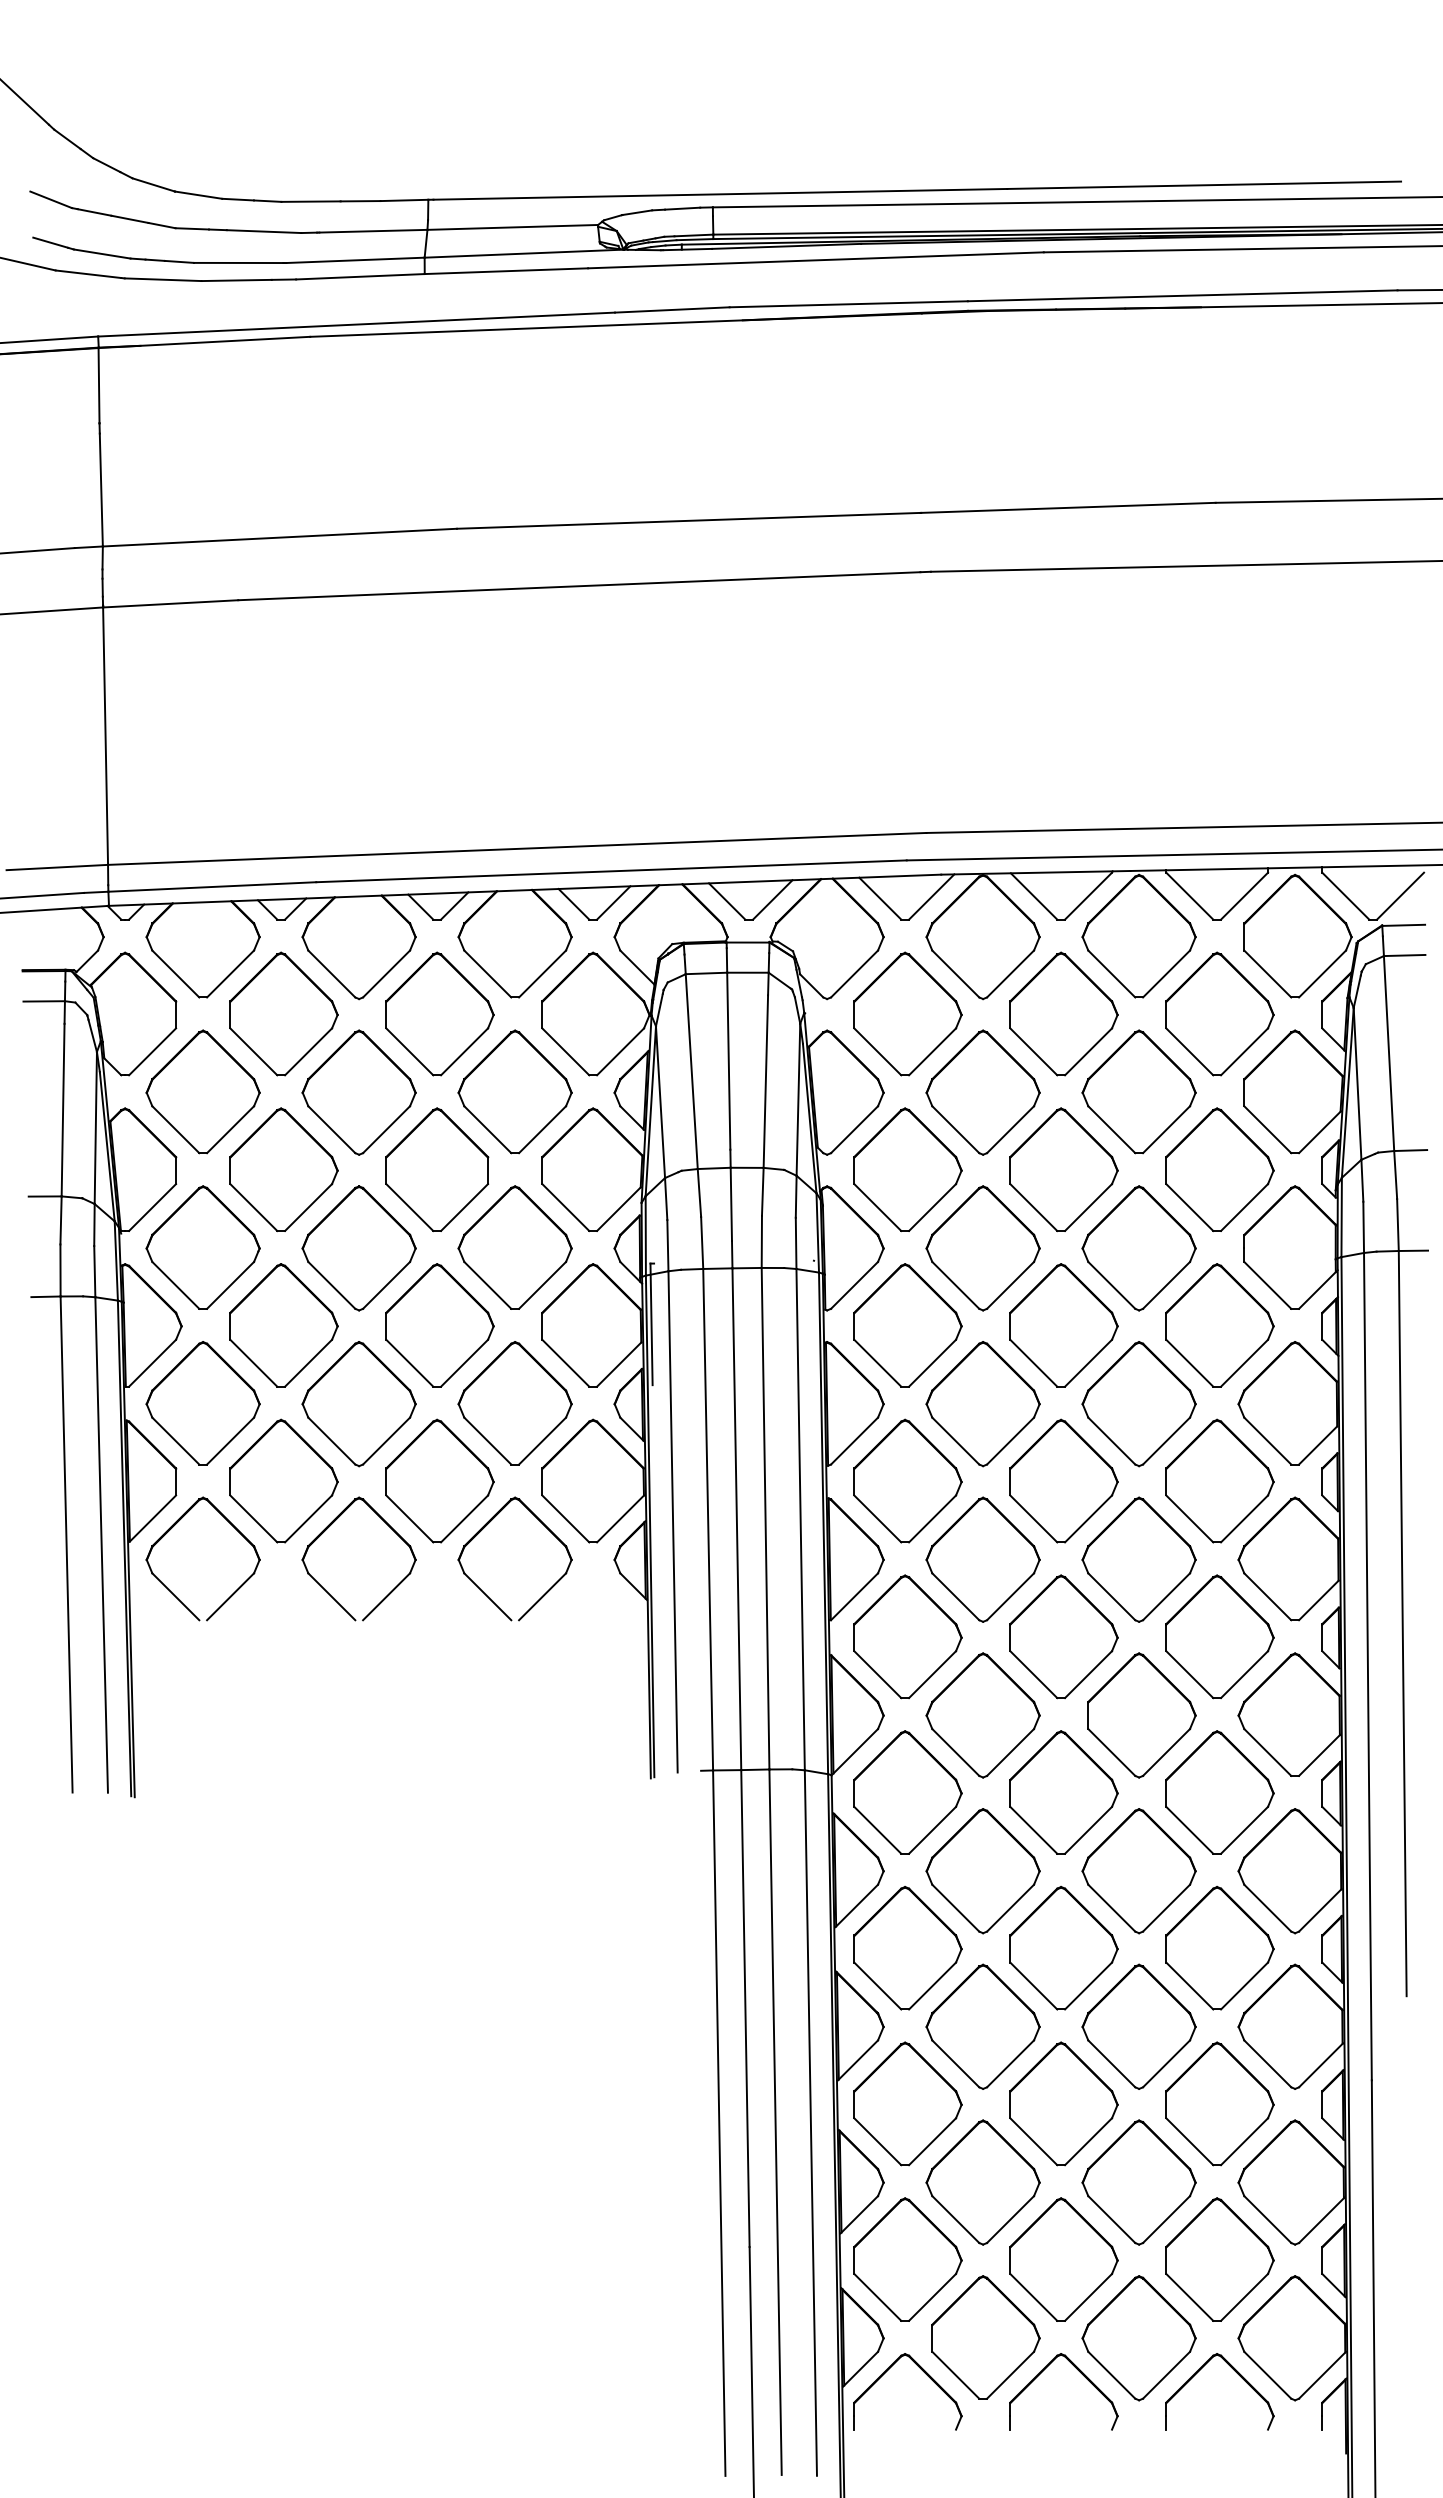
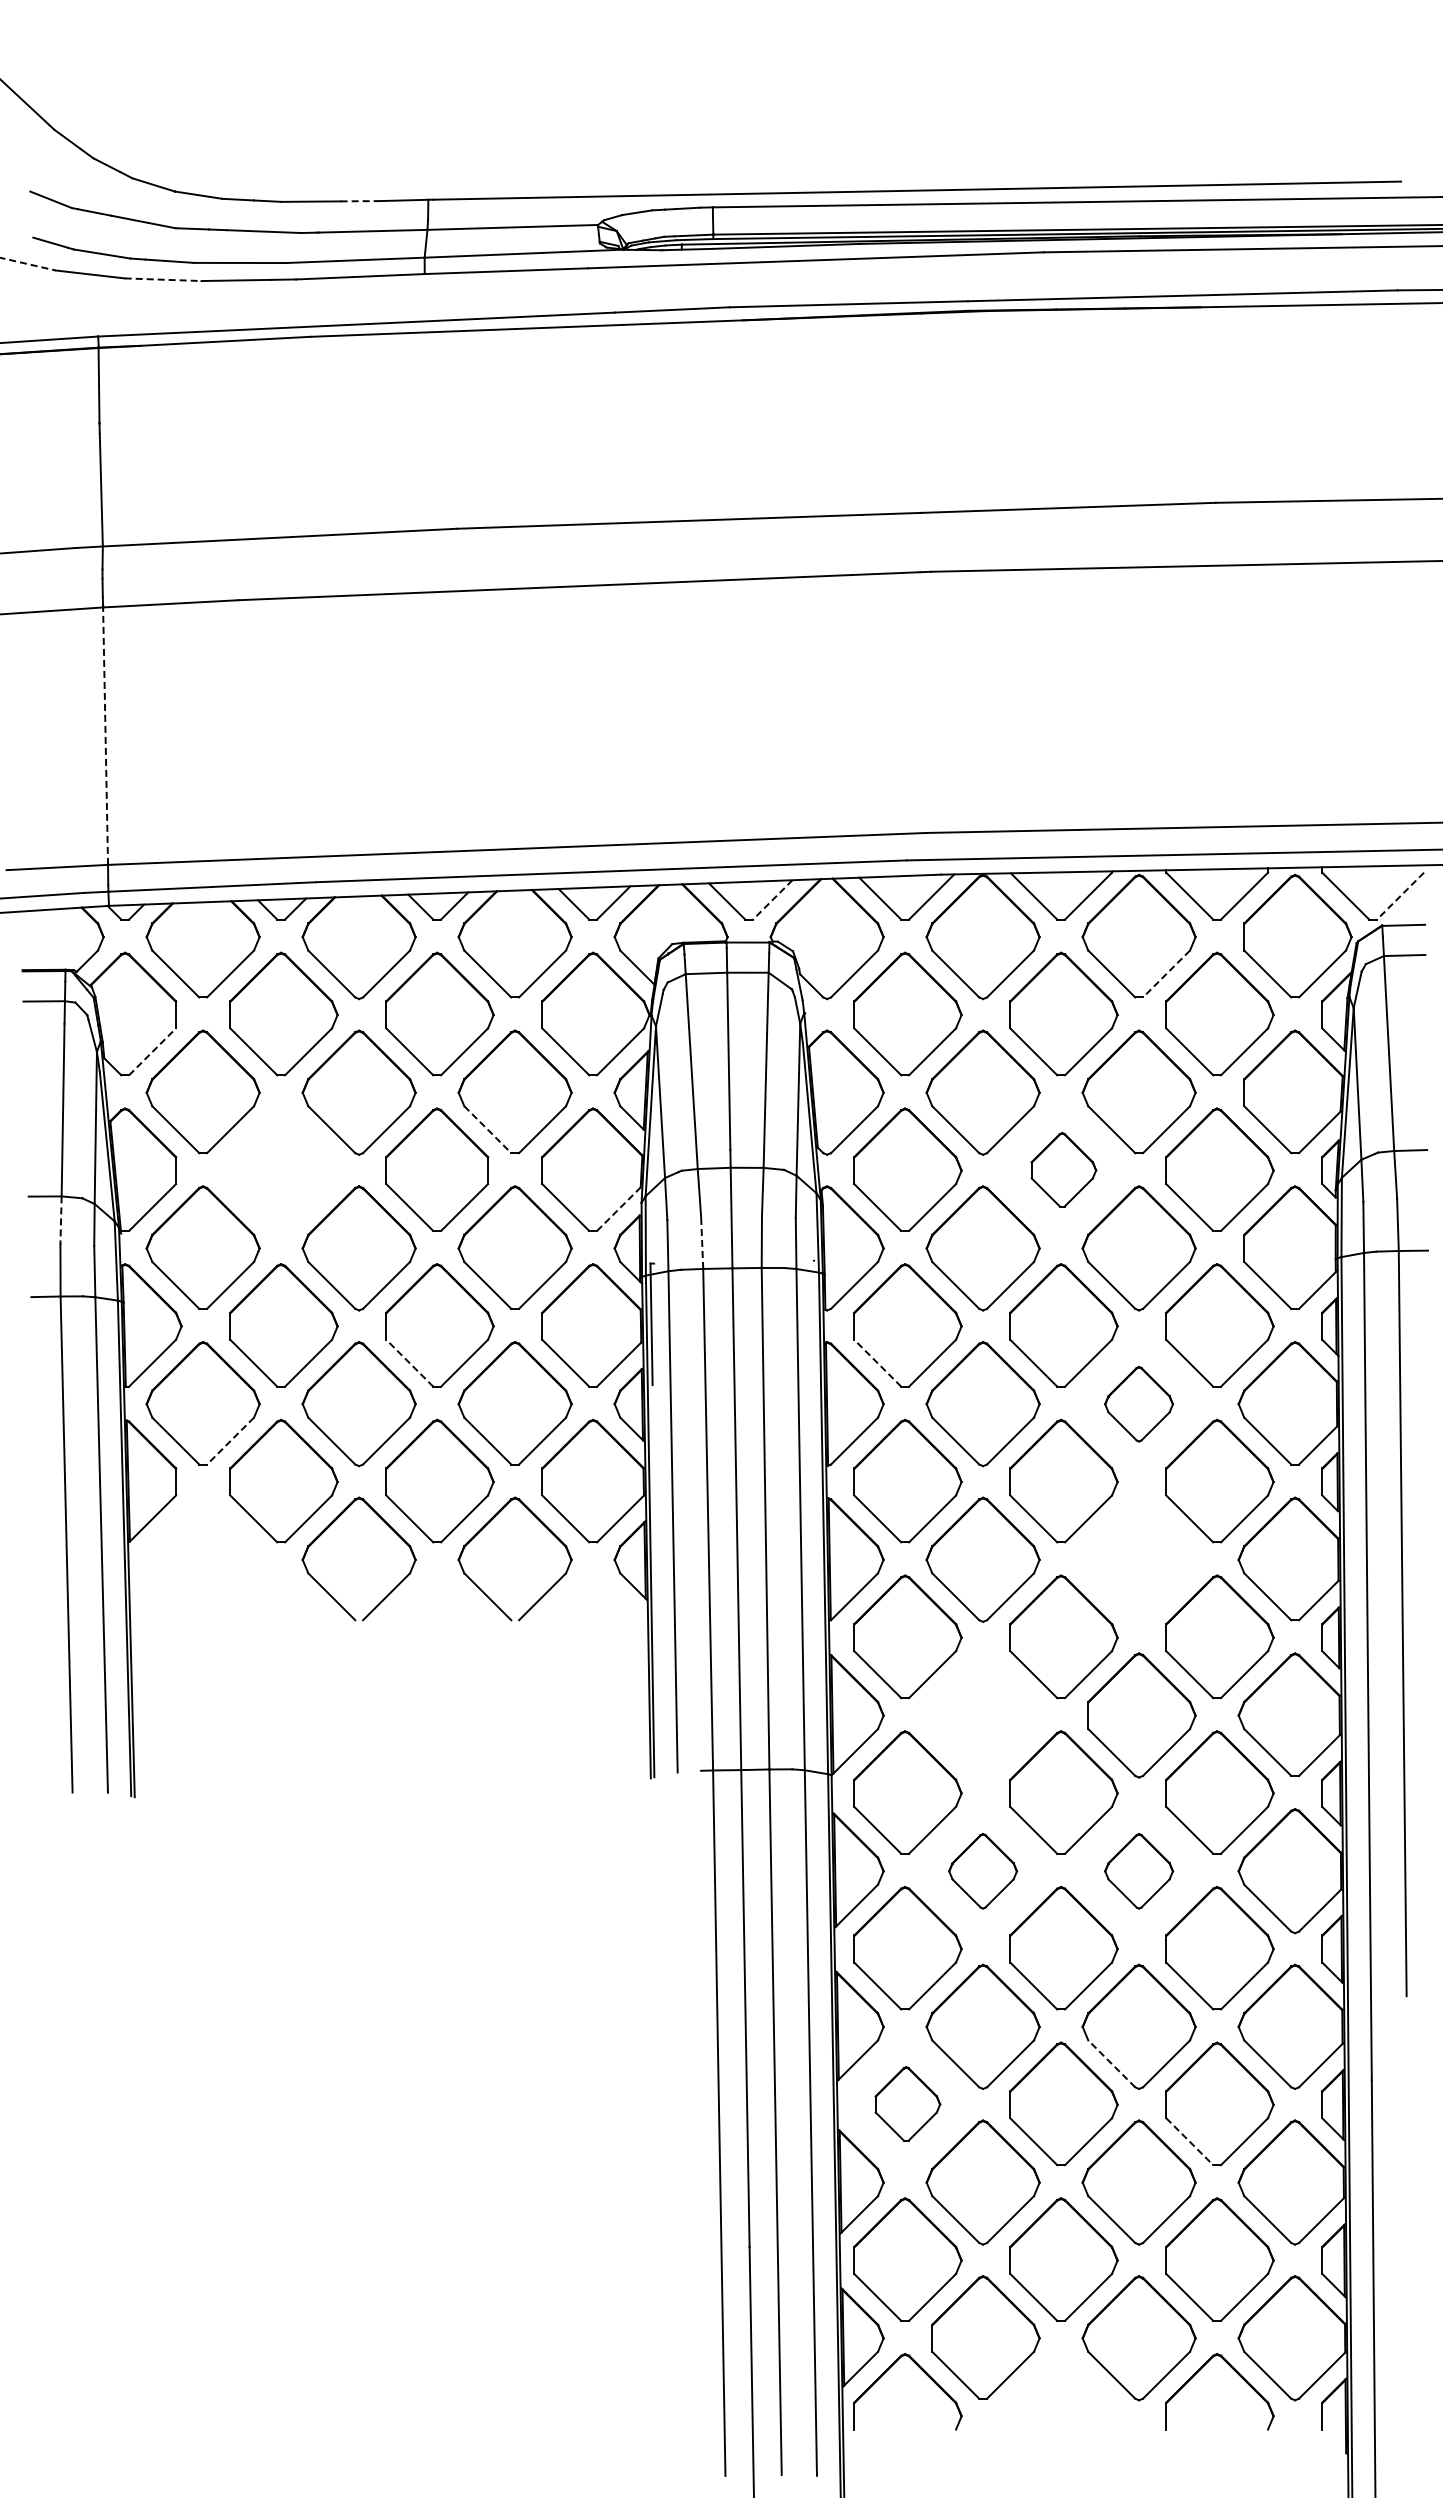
line: solid -> dashed (360, 201)
line: solid -> dashed (28, 264)
line: solid -> dashed (163, 279)
line: solid -> dashed (105, 736)
line: solid -> dashed (1400, 896)
line: solid -> dashed (772, 899)
line: solid -> dashed (1166, 974)
line: solid -> dashed (152, 1051)
line: solid -> dashed (488, 1130)
part: present -> none (283, 1169)
part size: 110x126 px -> 68x76 px (1063, 1169)
line: solid -> dashed (618, 1209)
line: solid -> dashed (61, 1220)
line: solid -> dashed (702, 1242)
line: solid -> dashed (409, 1362)
line: solid -> dashed (877, 1362)
part size: 116x127 px -> 71x77 px (1139, 1404)
line: solid -> dashed (230, 1441)
part: present -> none (172, 1528)
part: present -> none (1138, 1559)
part: present -> none (982, 1715)
part size: 116x127 px -> 71x77 px (983, 1871)
part size: 116x127 px -> 71x77 px (1139, 1871)
line: solid -> dashed (1111, 2063)
part size: 110x126 px -> 68x76 px (907, 2103)
line: solid -> dashed (1190, 2142)
part: present -> none (1080, 2373)
